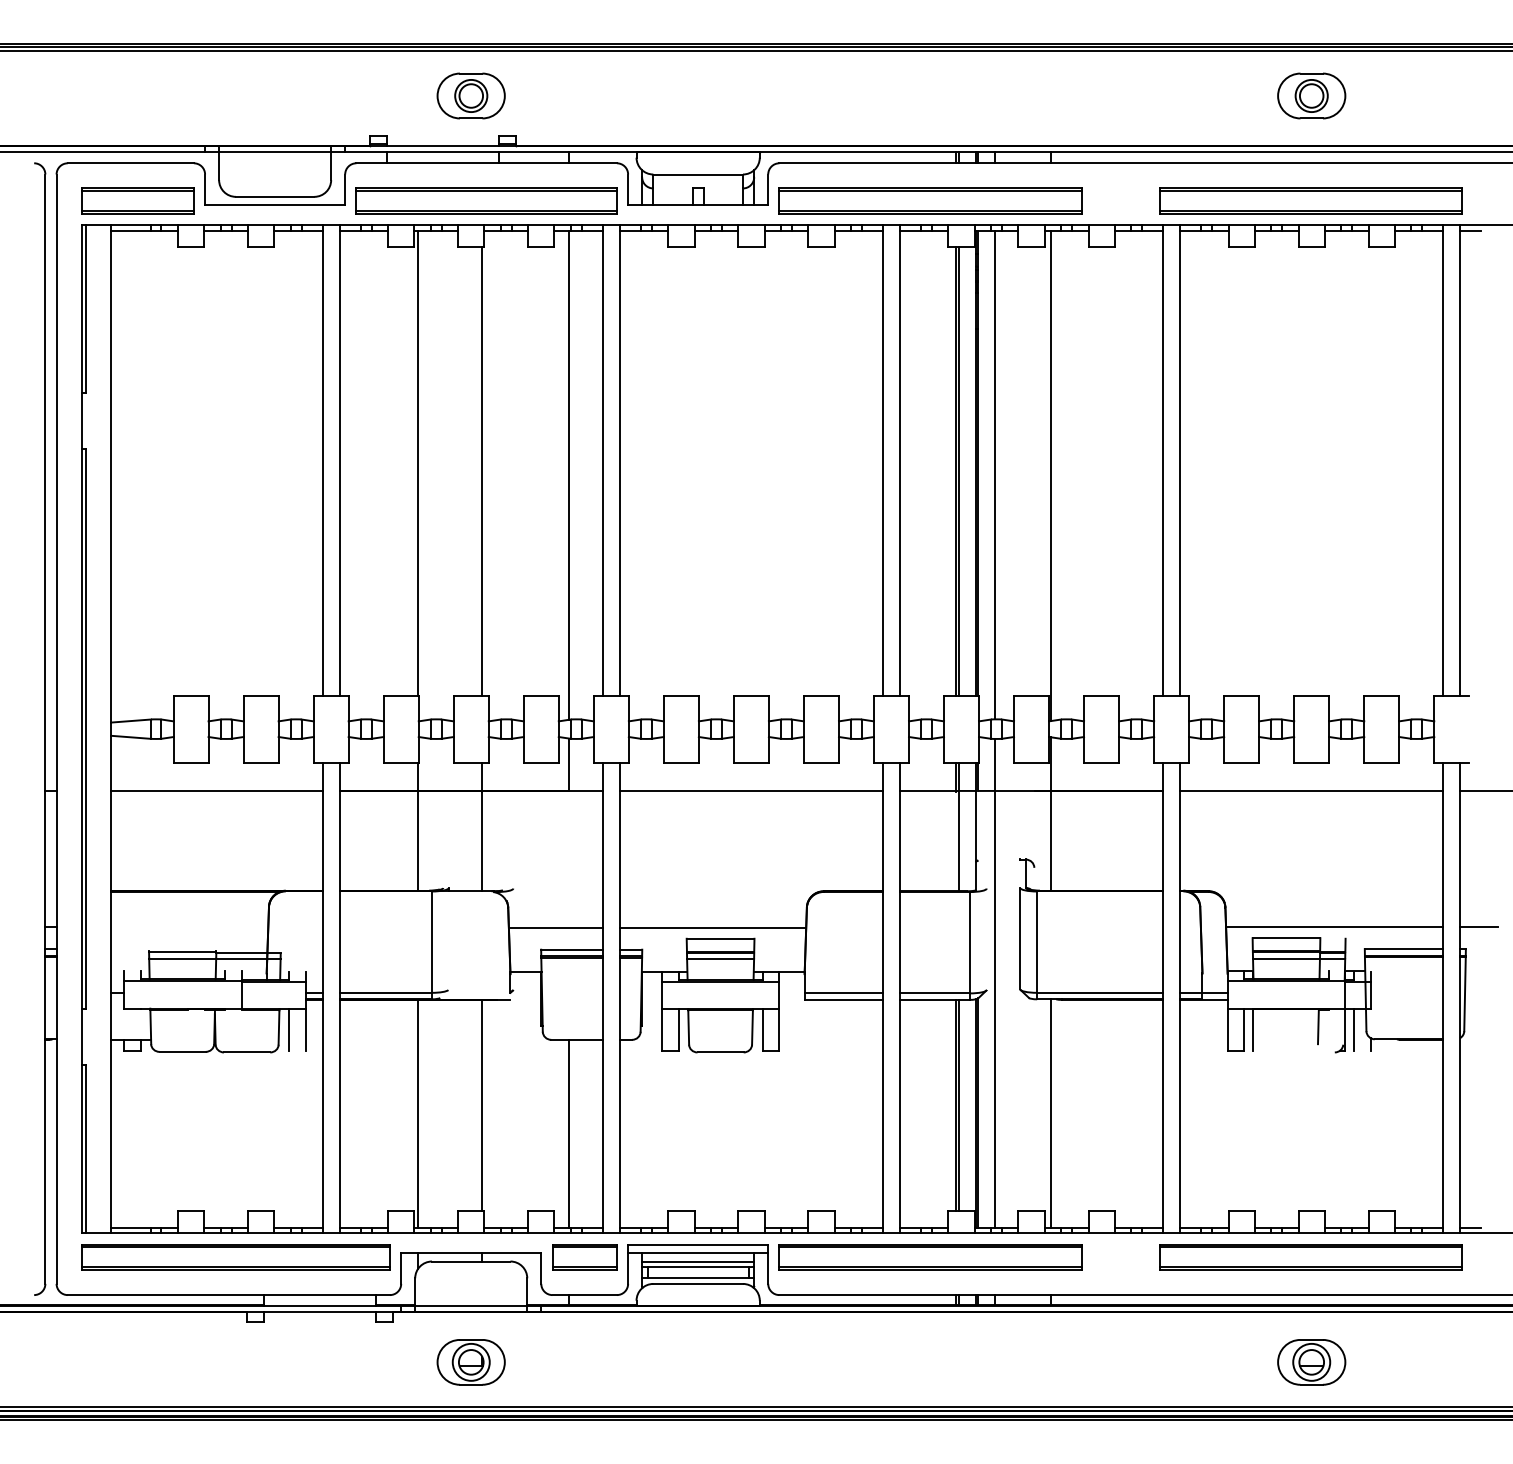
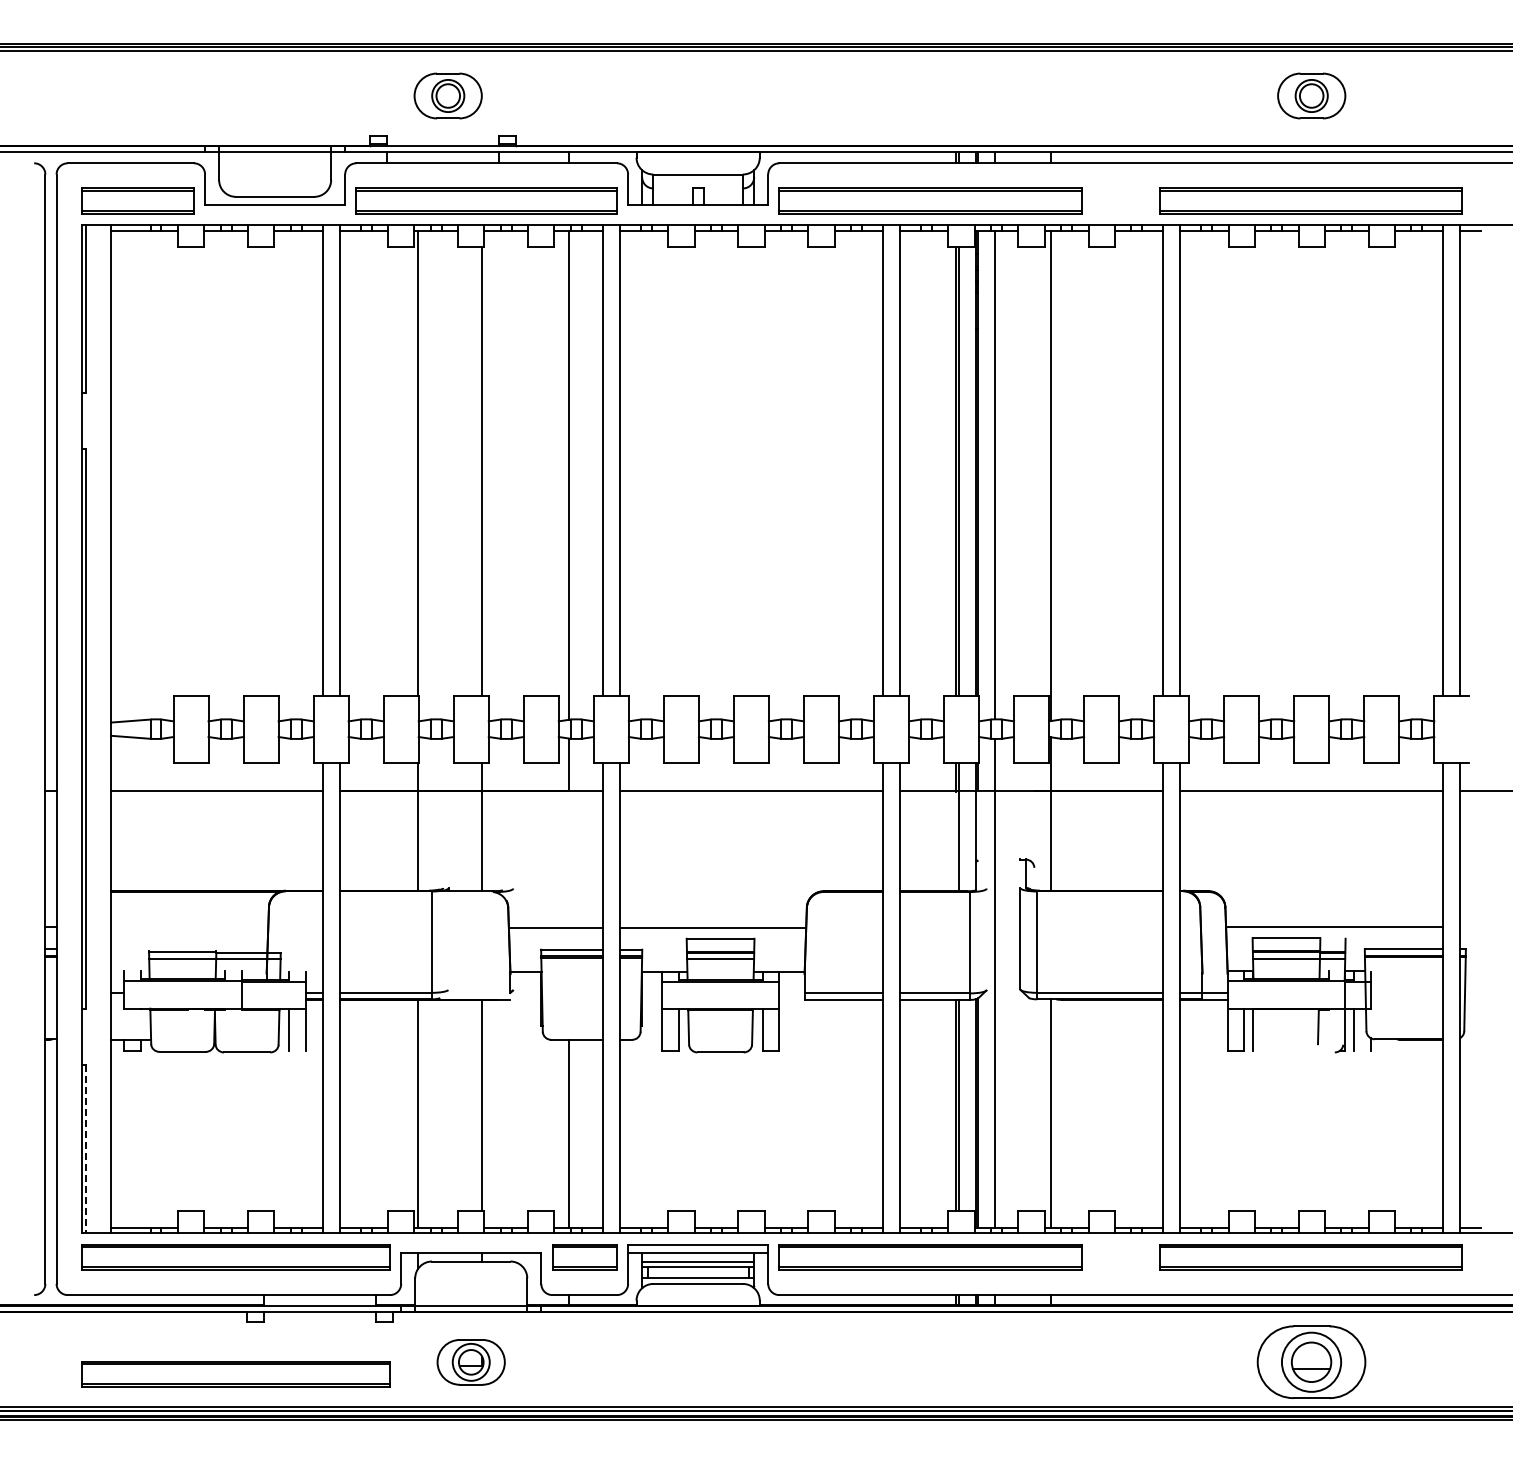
part position: (470, 95) -> (447, 95) (447, 95)
line: present -> none (1479, 927)
line: solid -> dashed (86, 1149)
part size: 70x47 px -> 111x74 px (1311, 1361)
part: none -> present (235, 1374)
